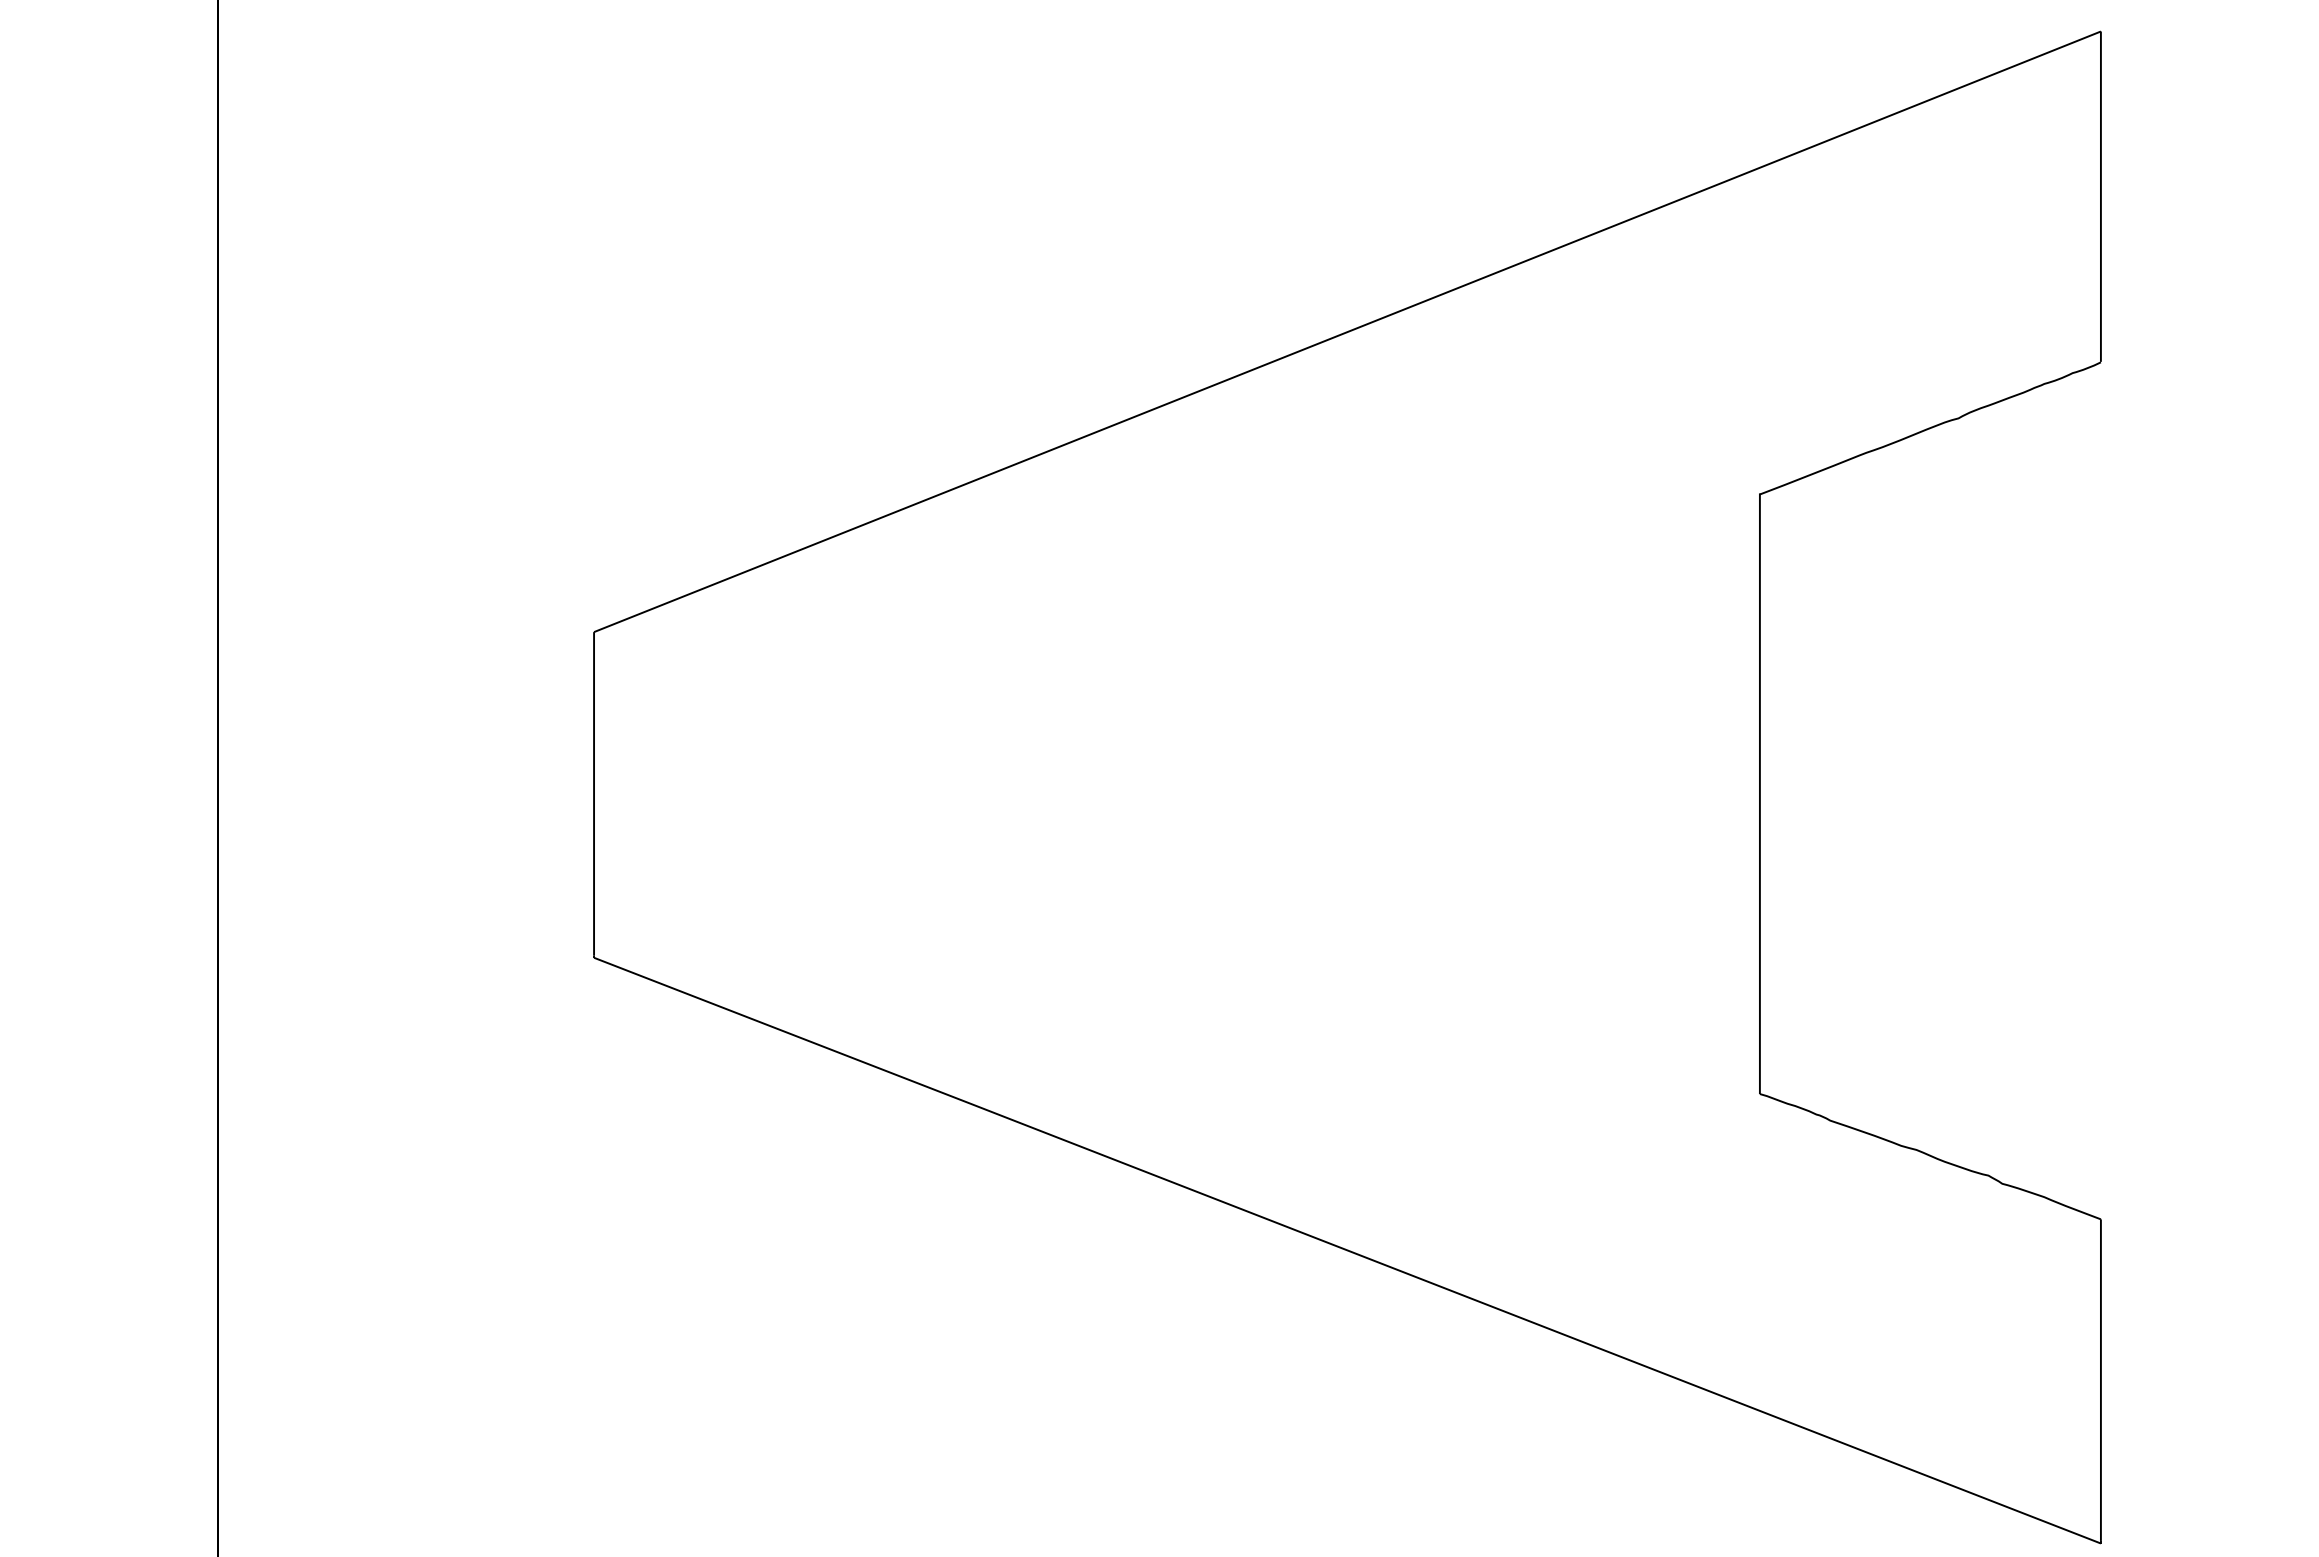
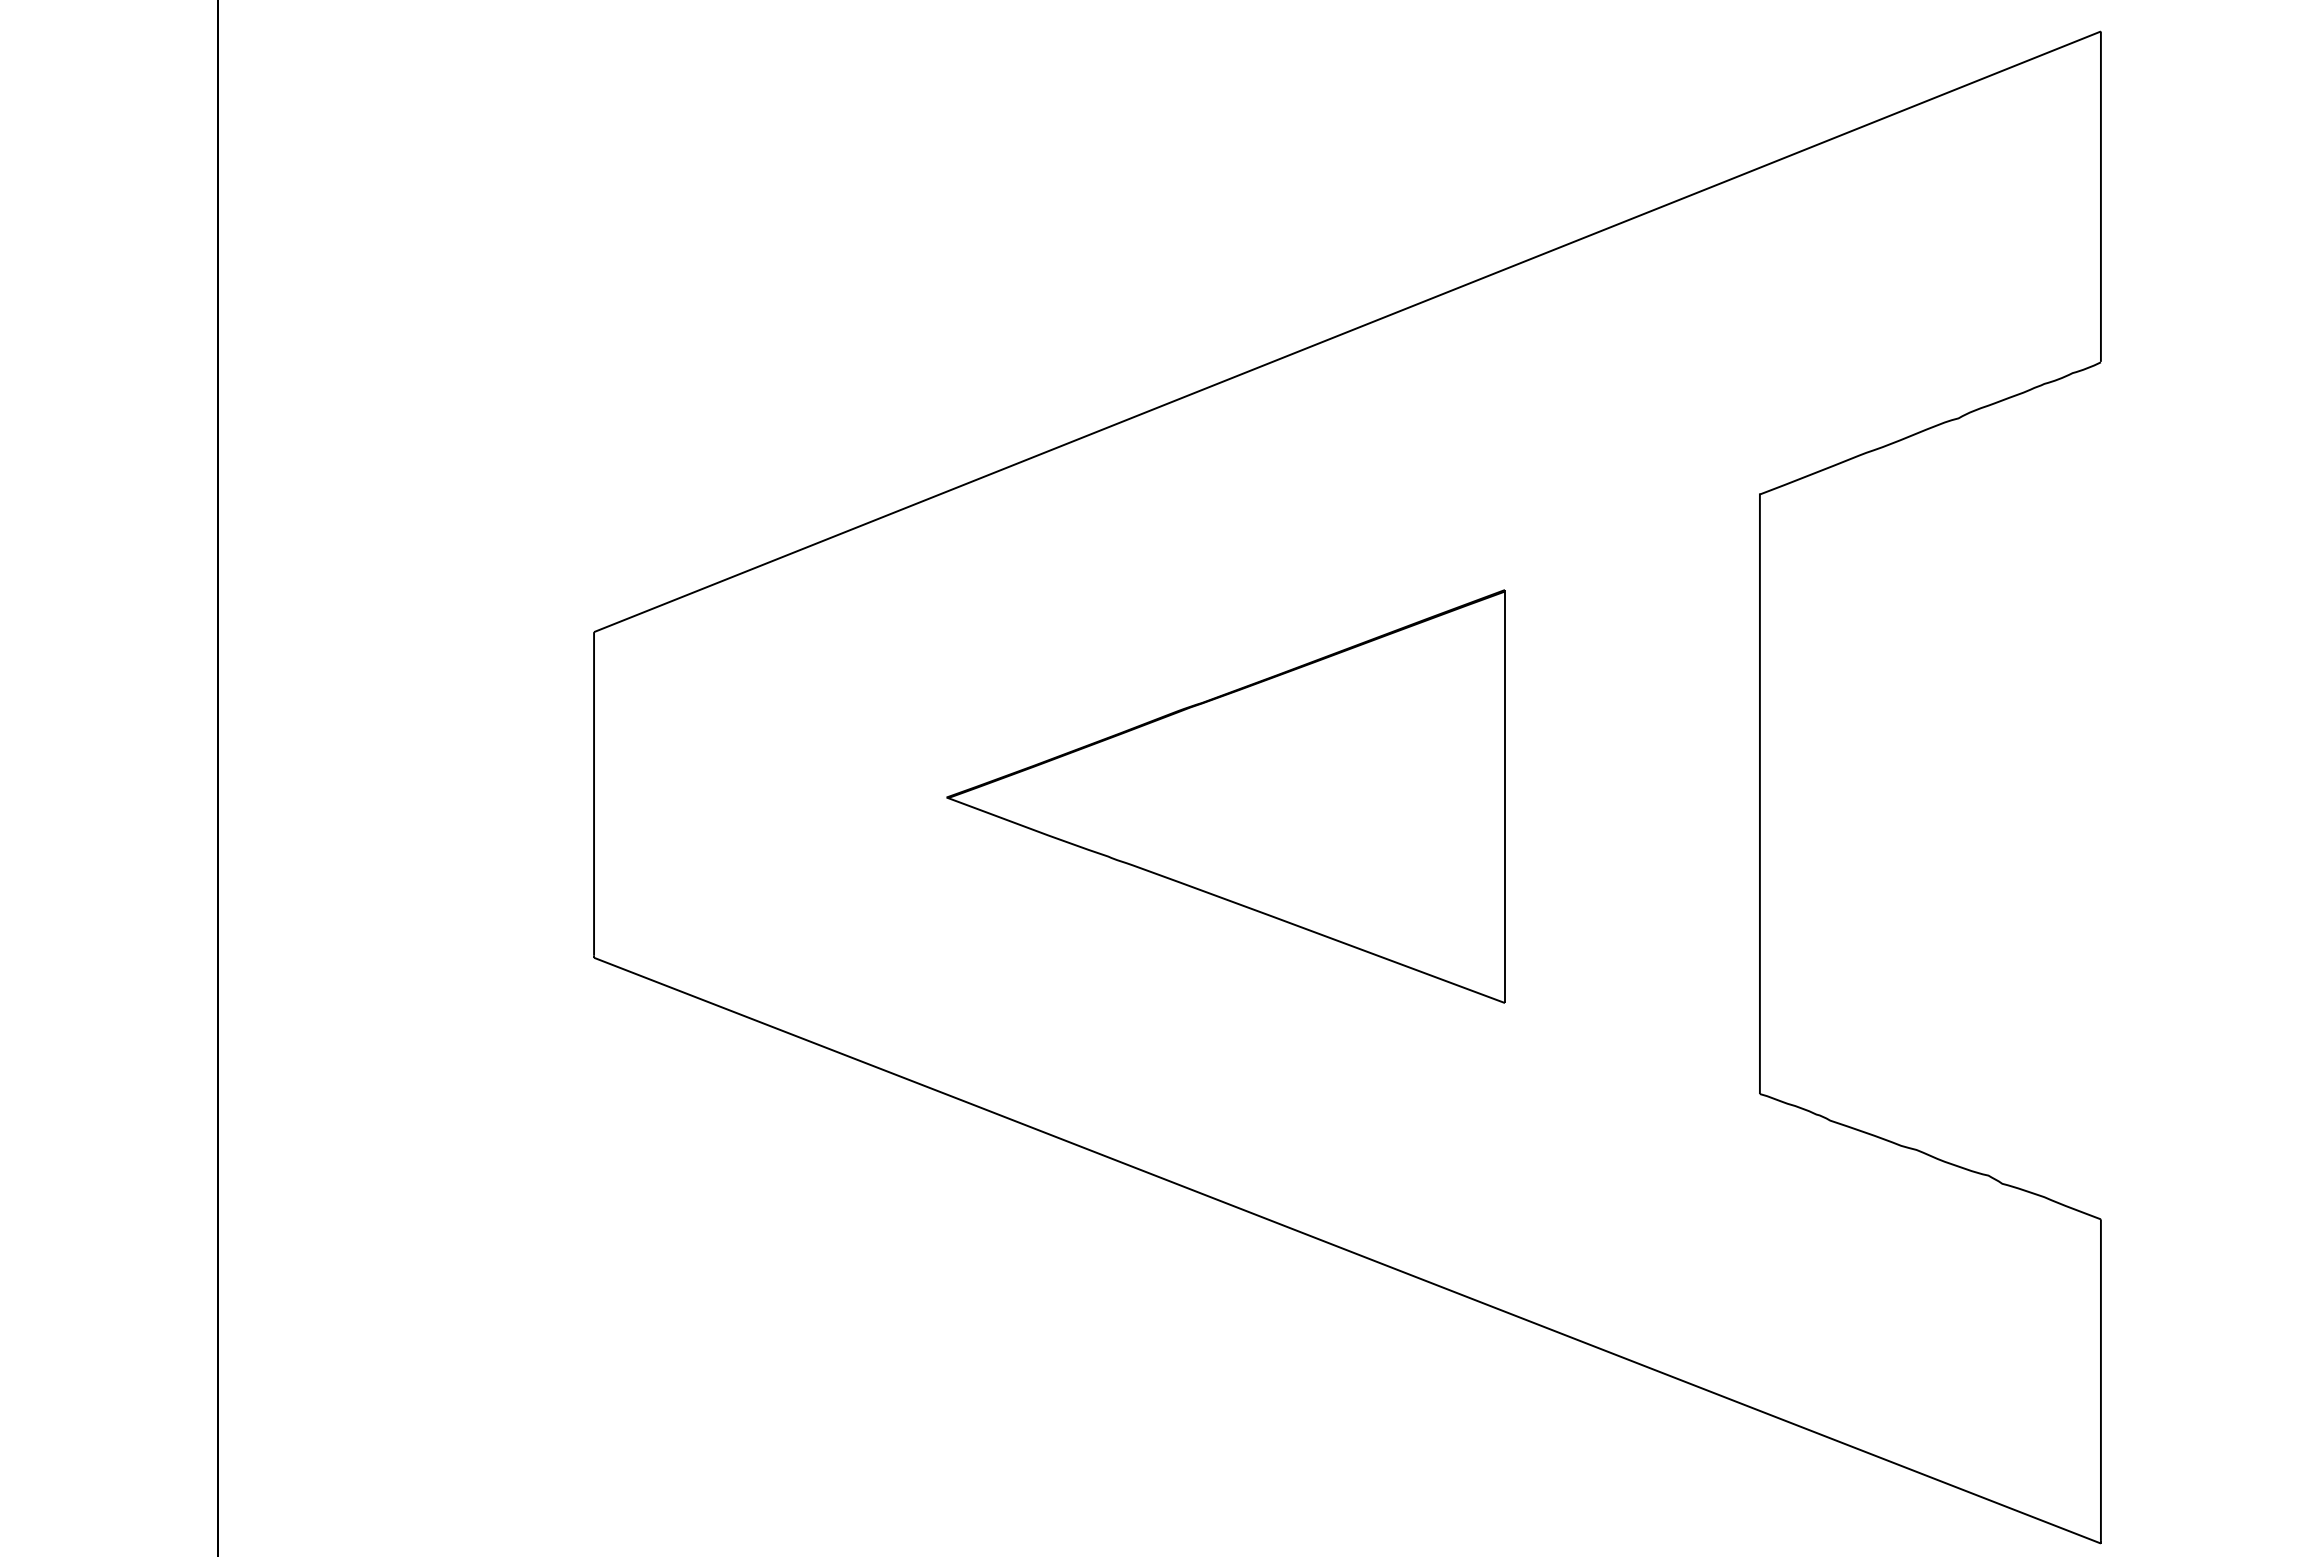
part: none -> present (1225, 796)
